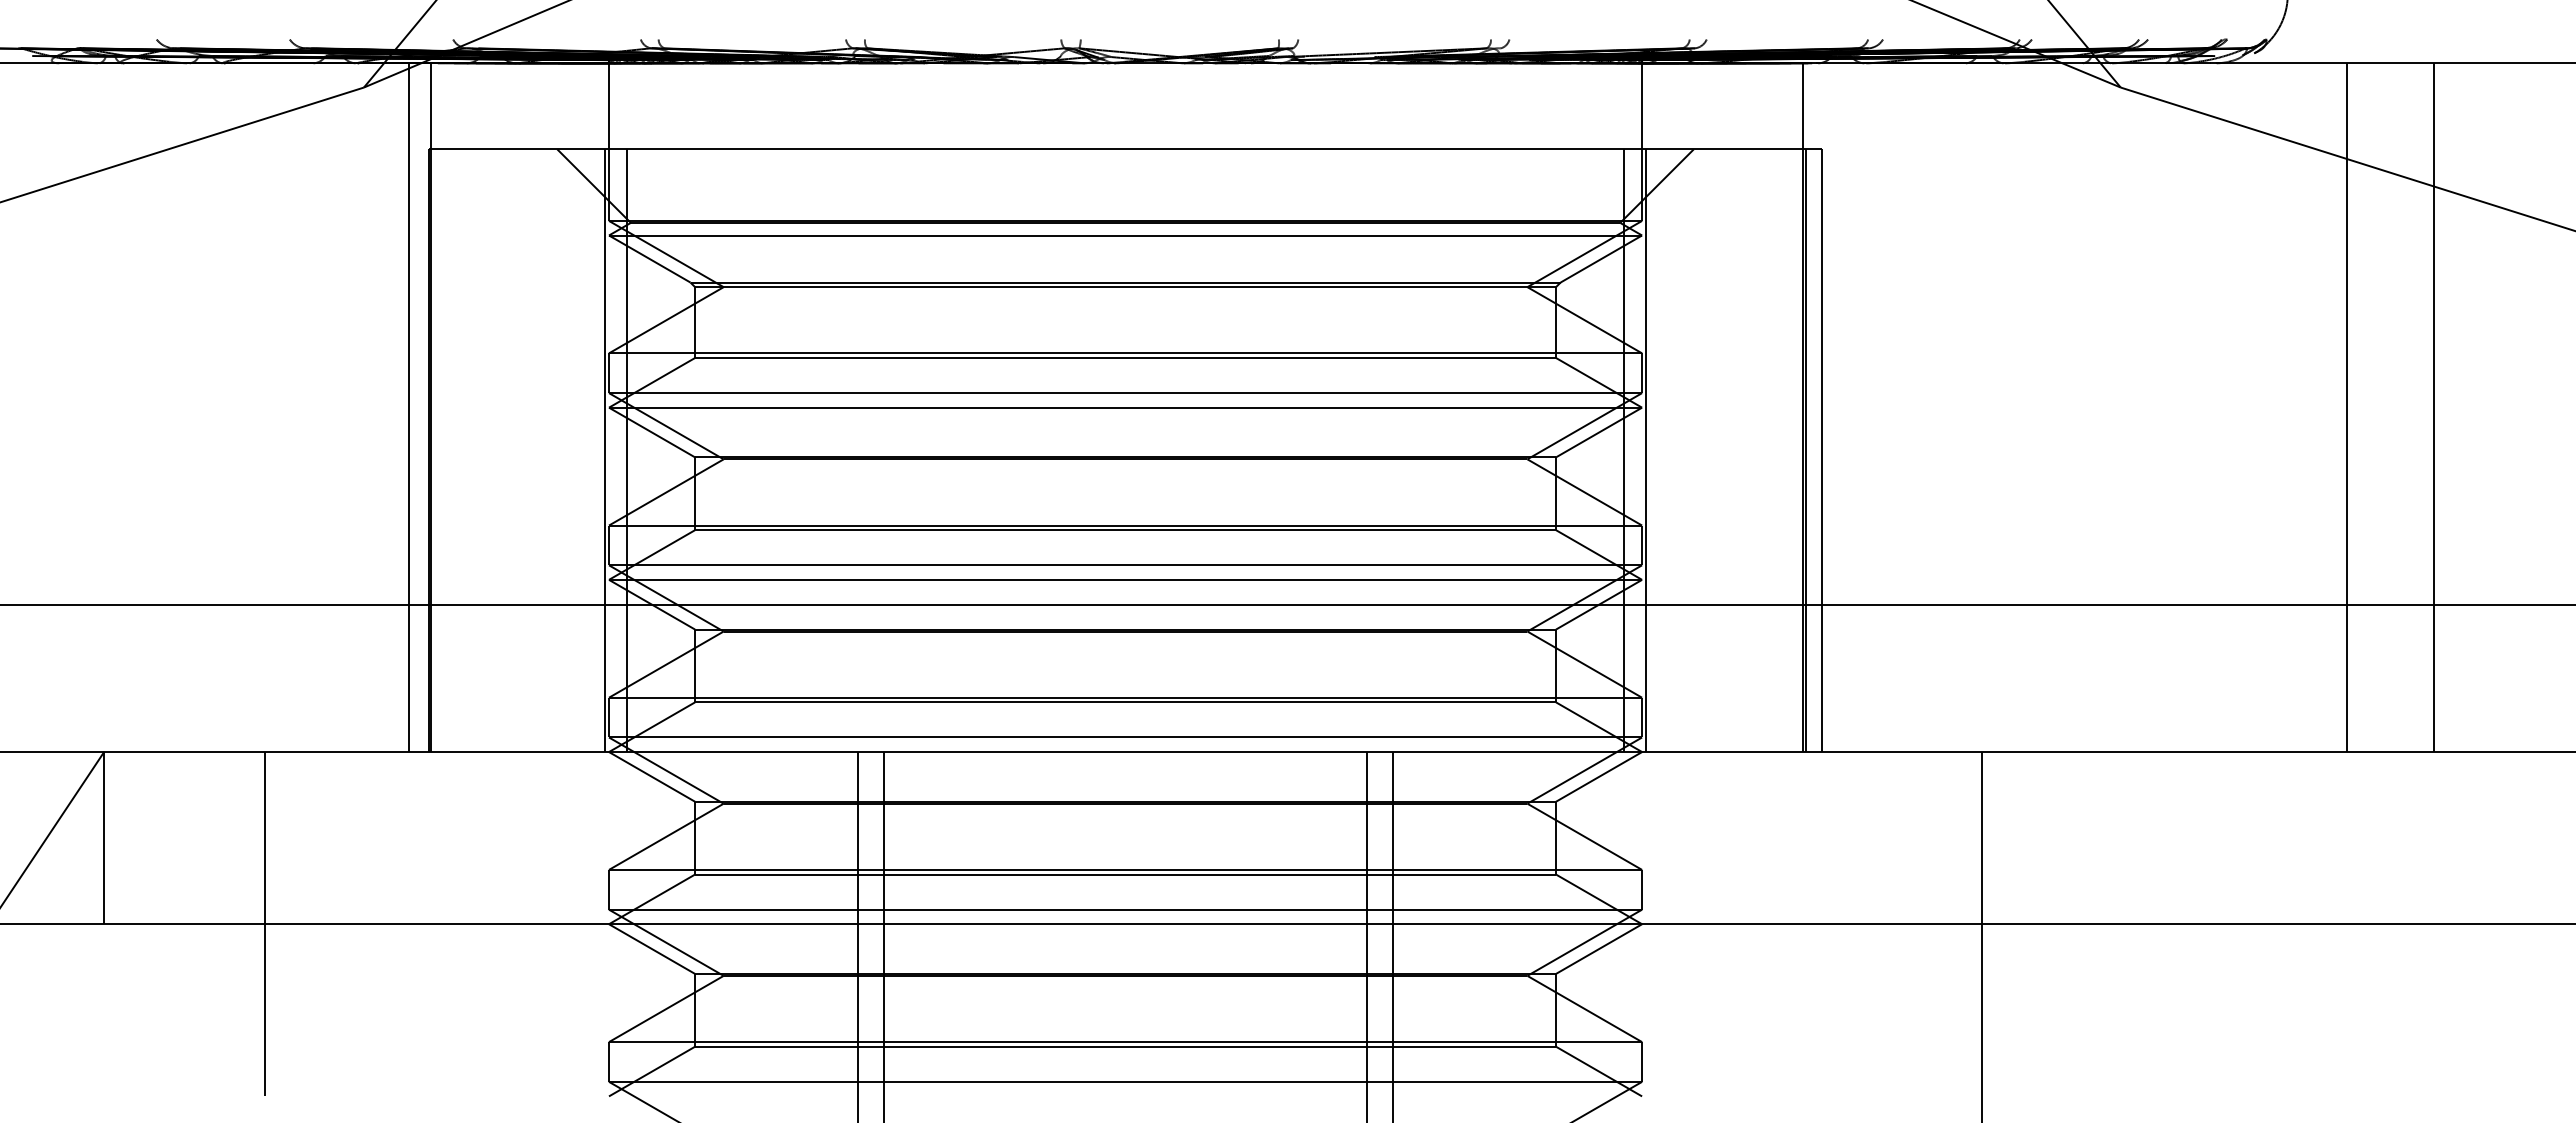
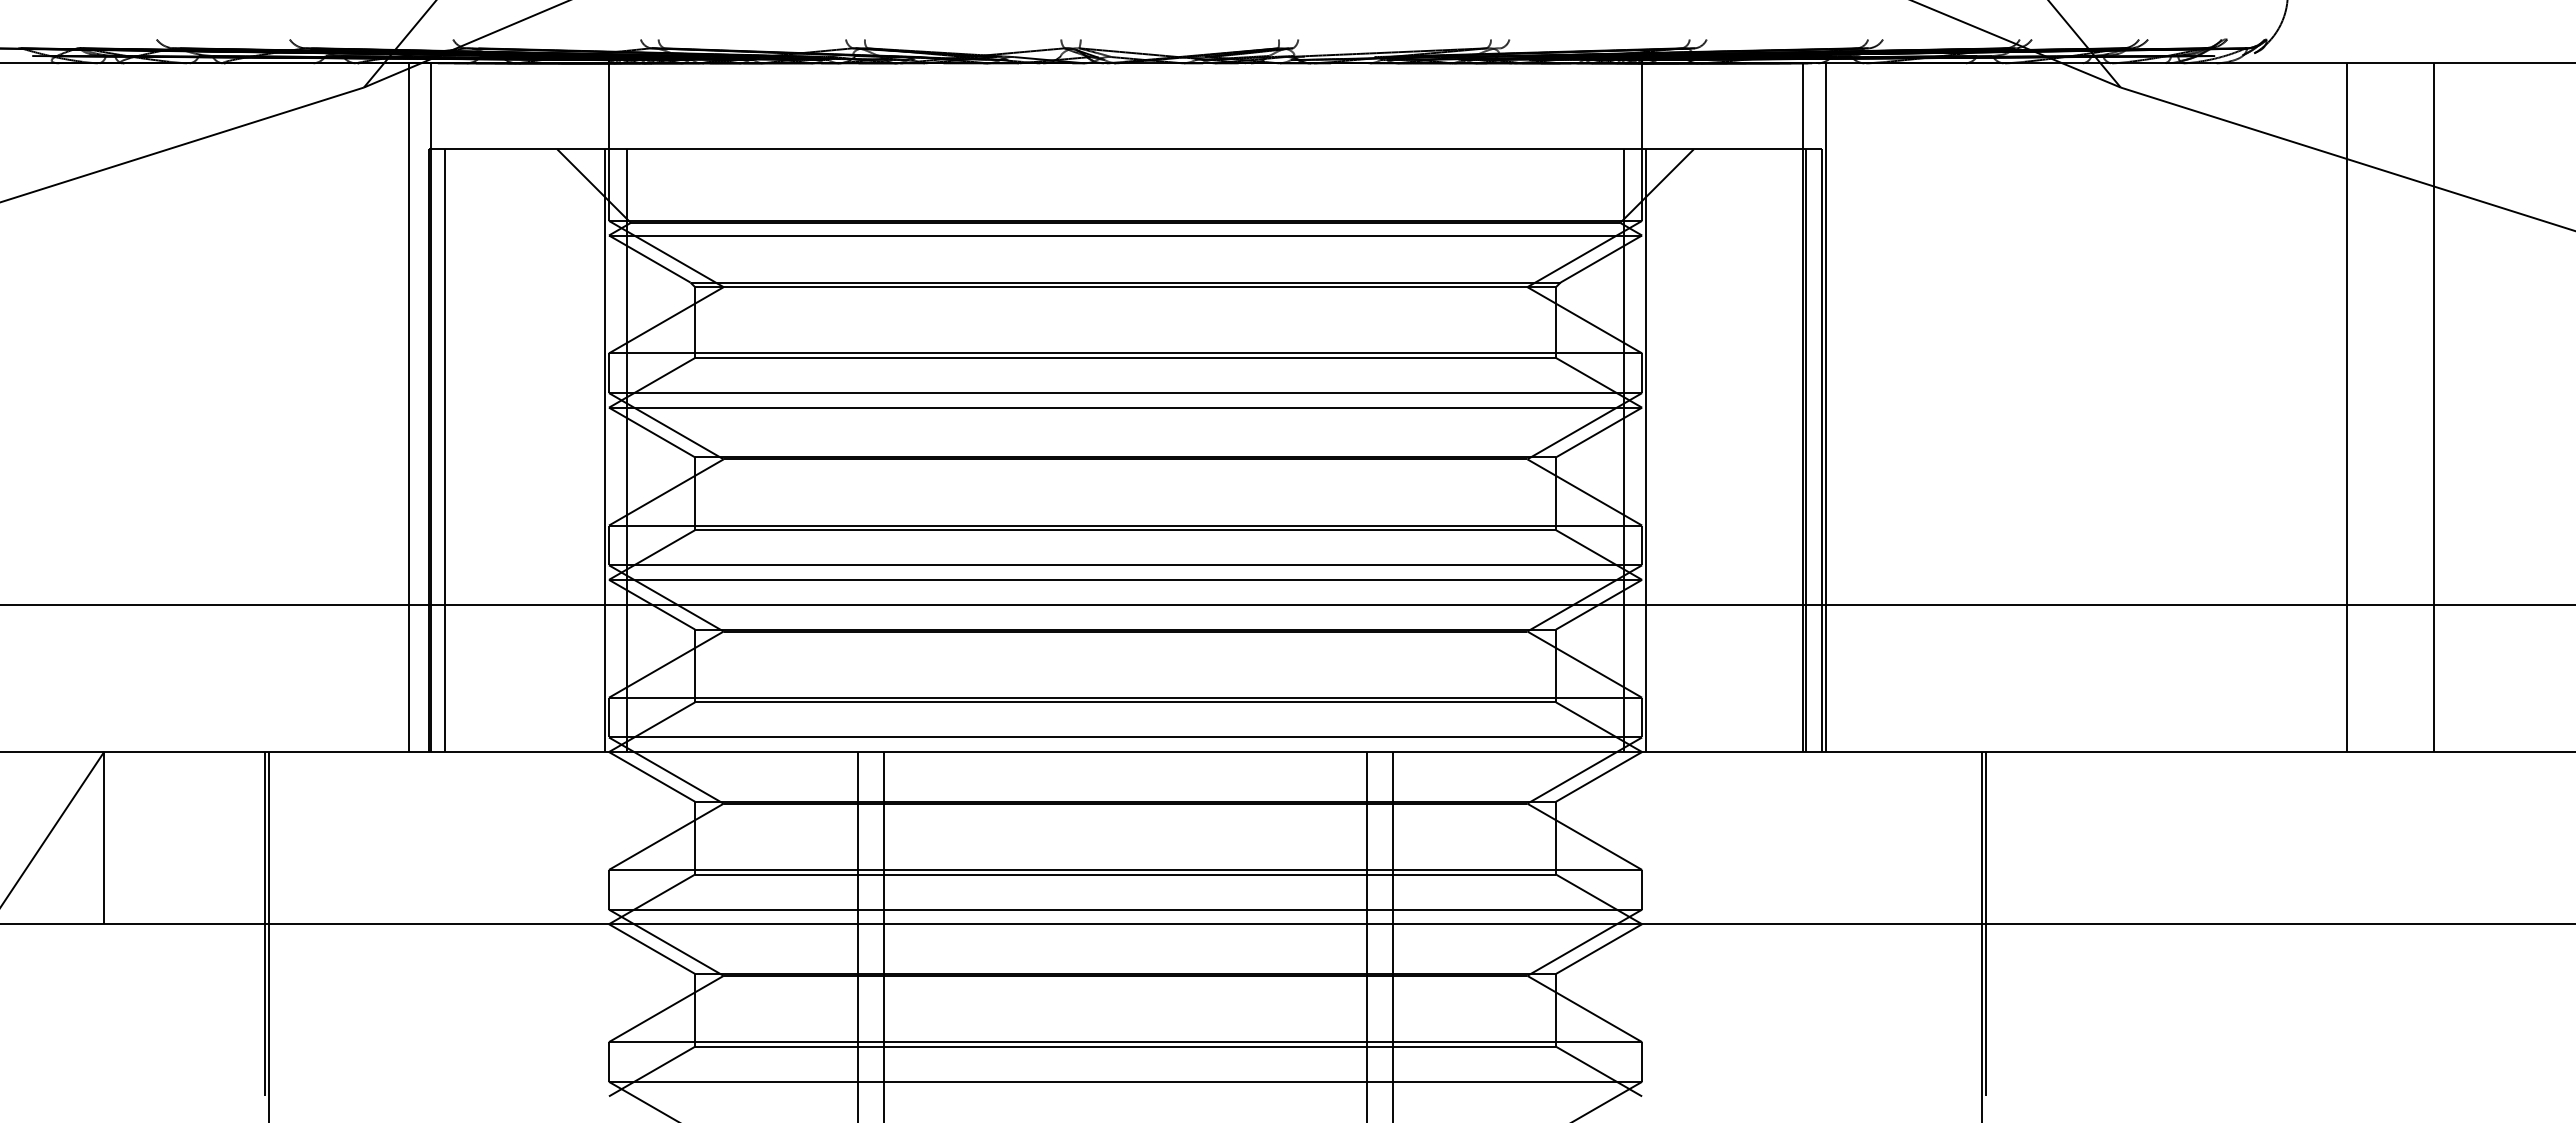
line: none -> present (1825, 407)
line: none -> present (445, 450)
line: none -> present (1986, 924)
line: none -> present (268, 935)
